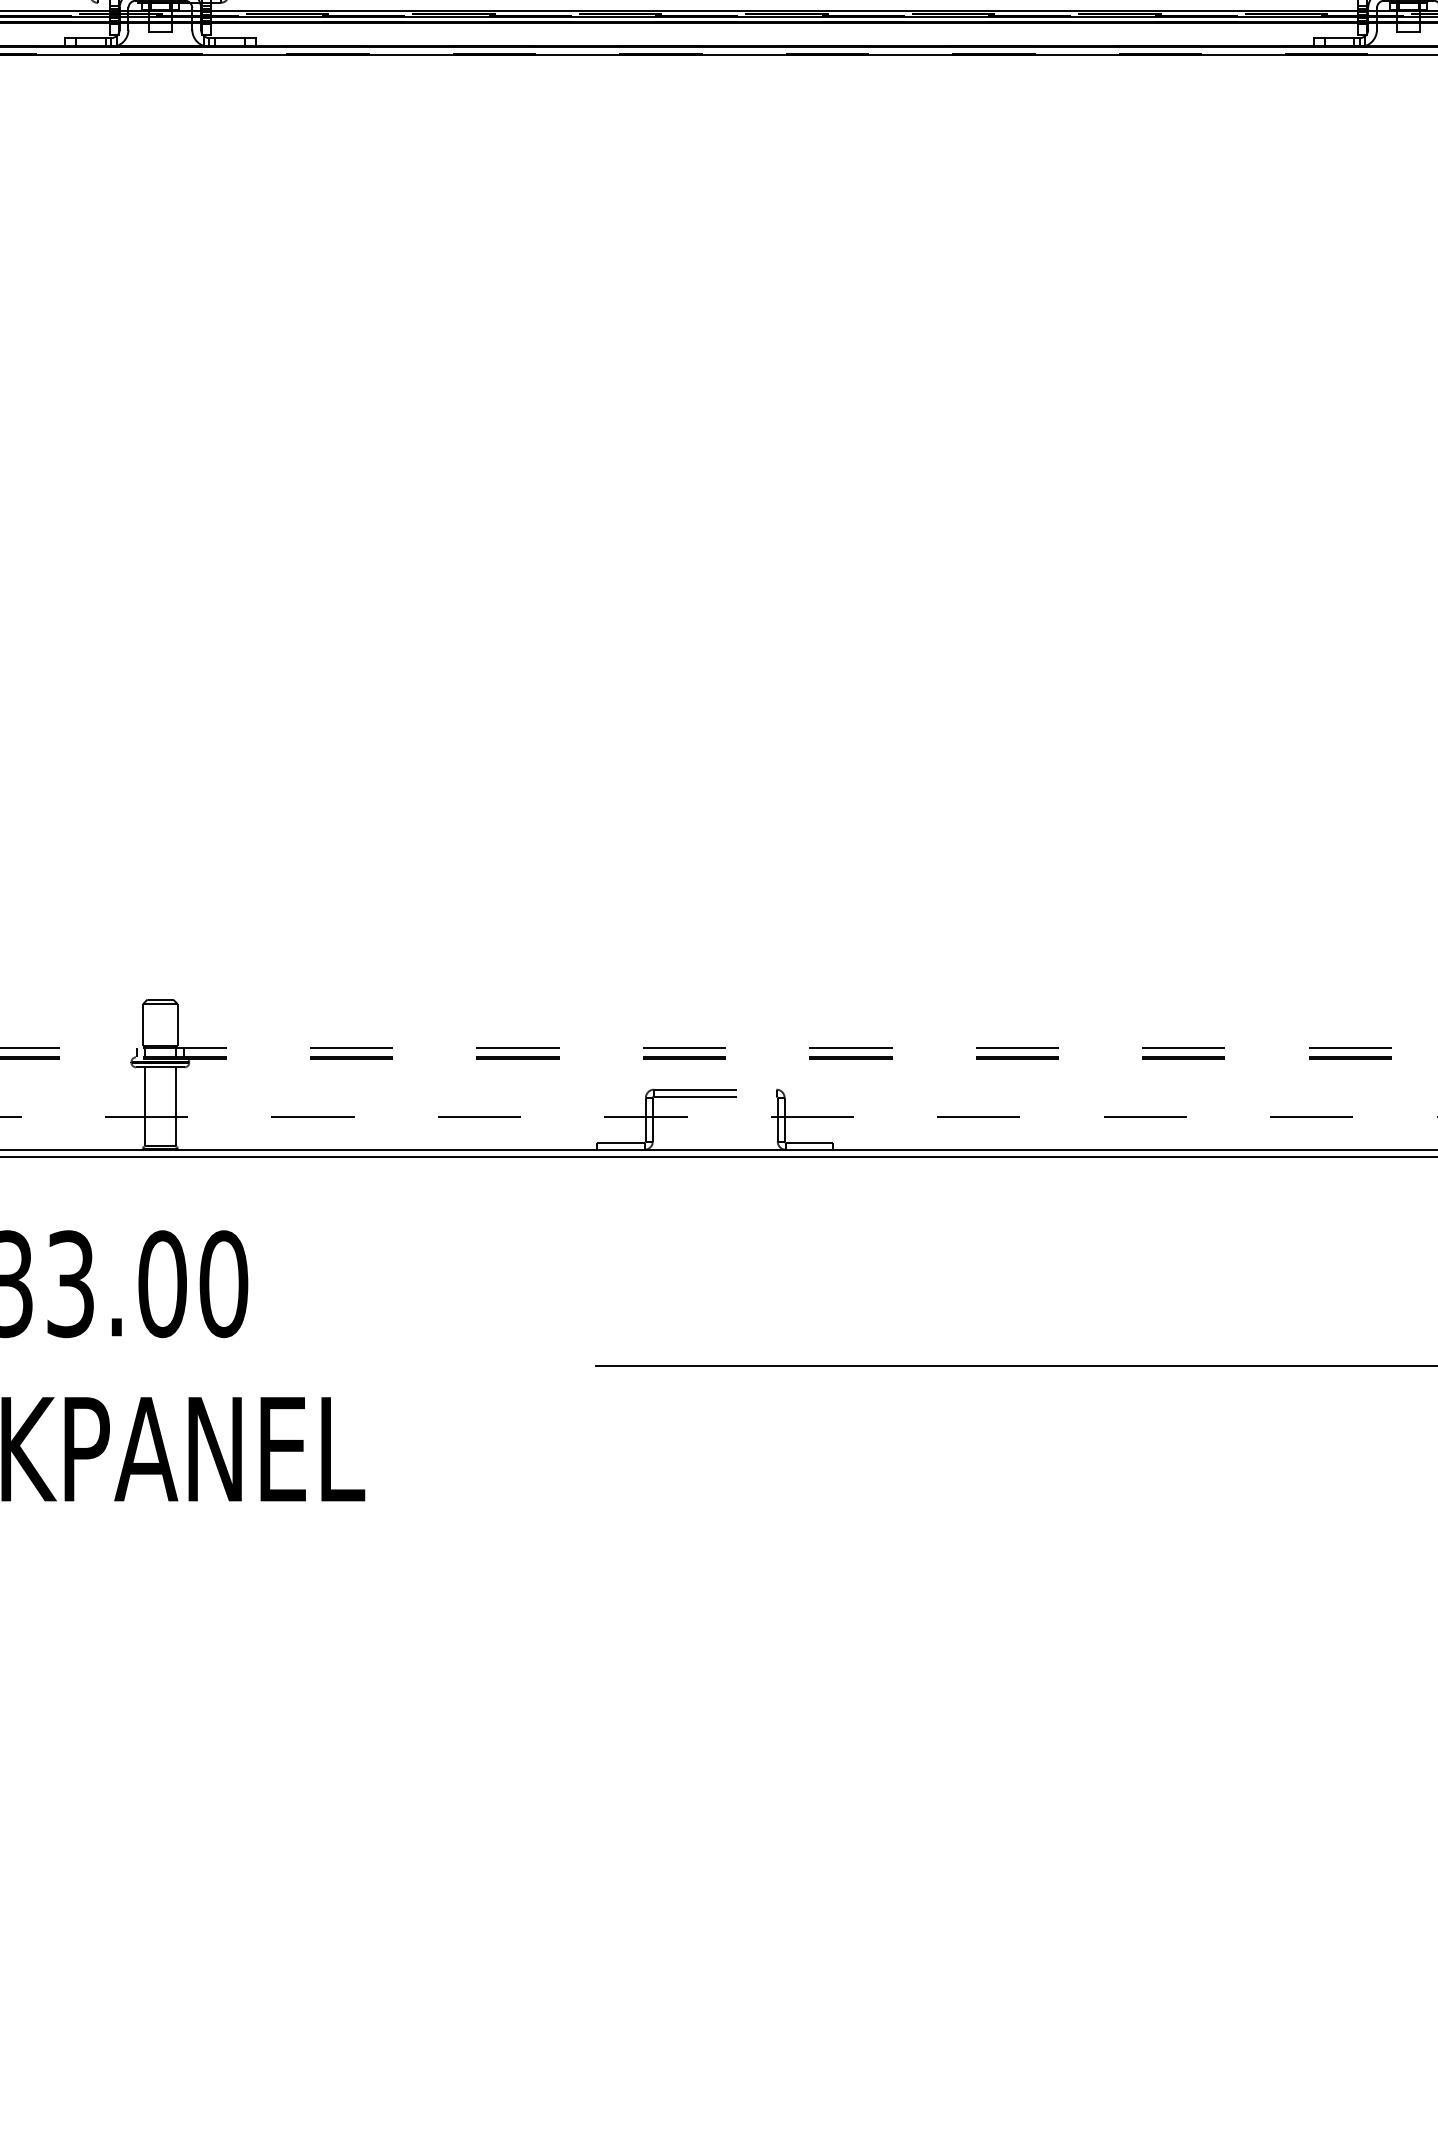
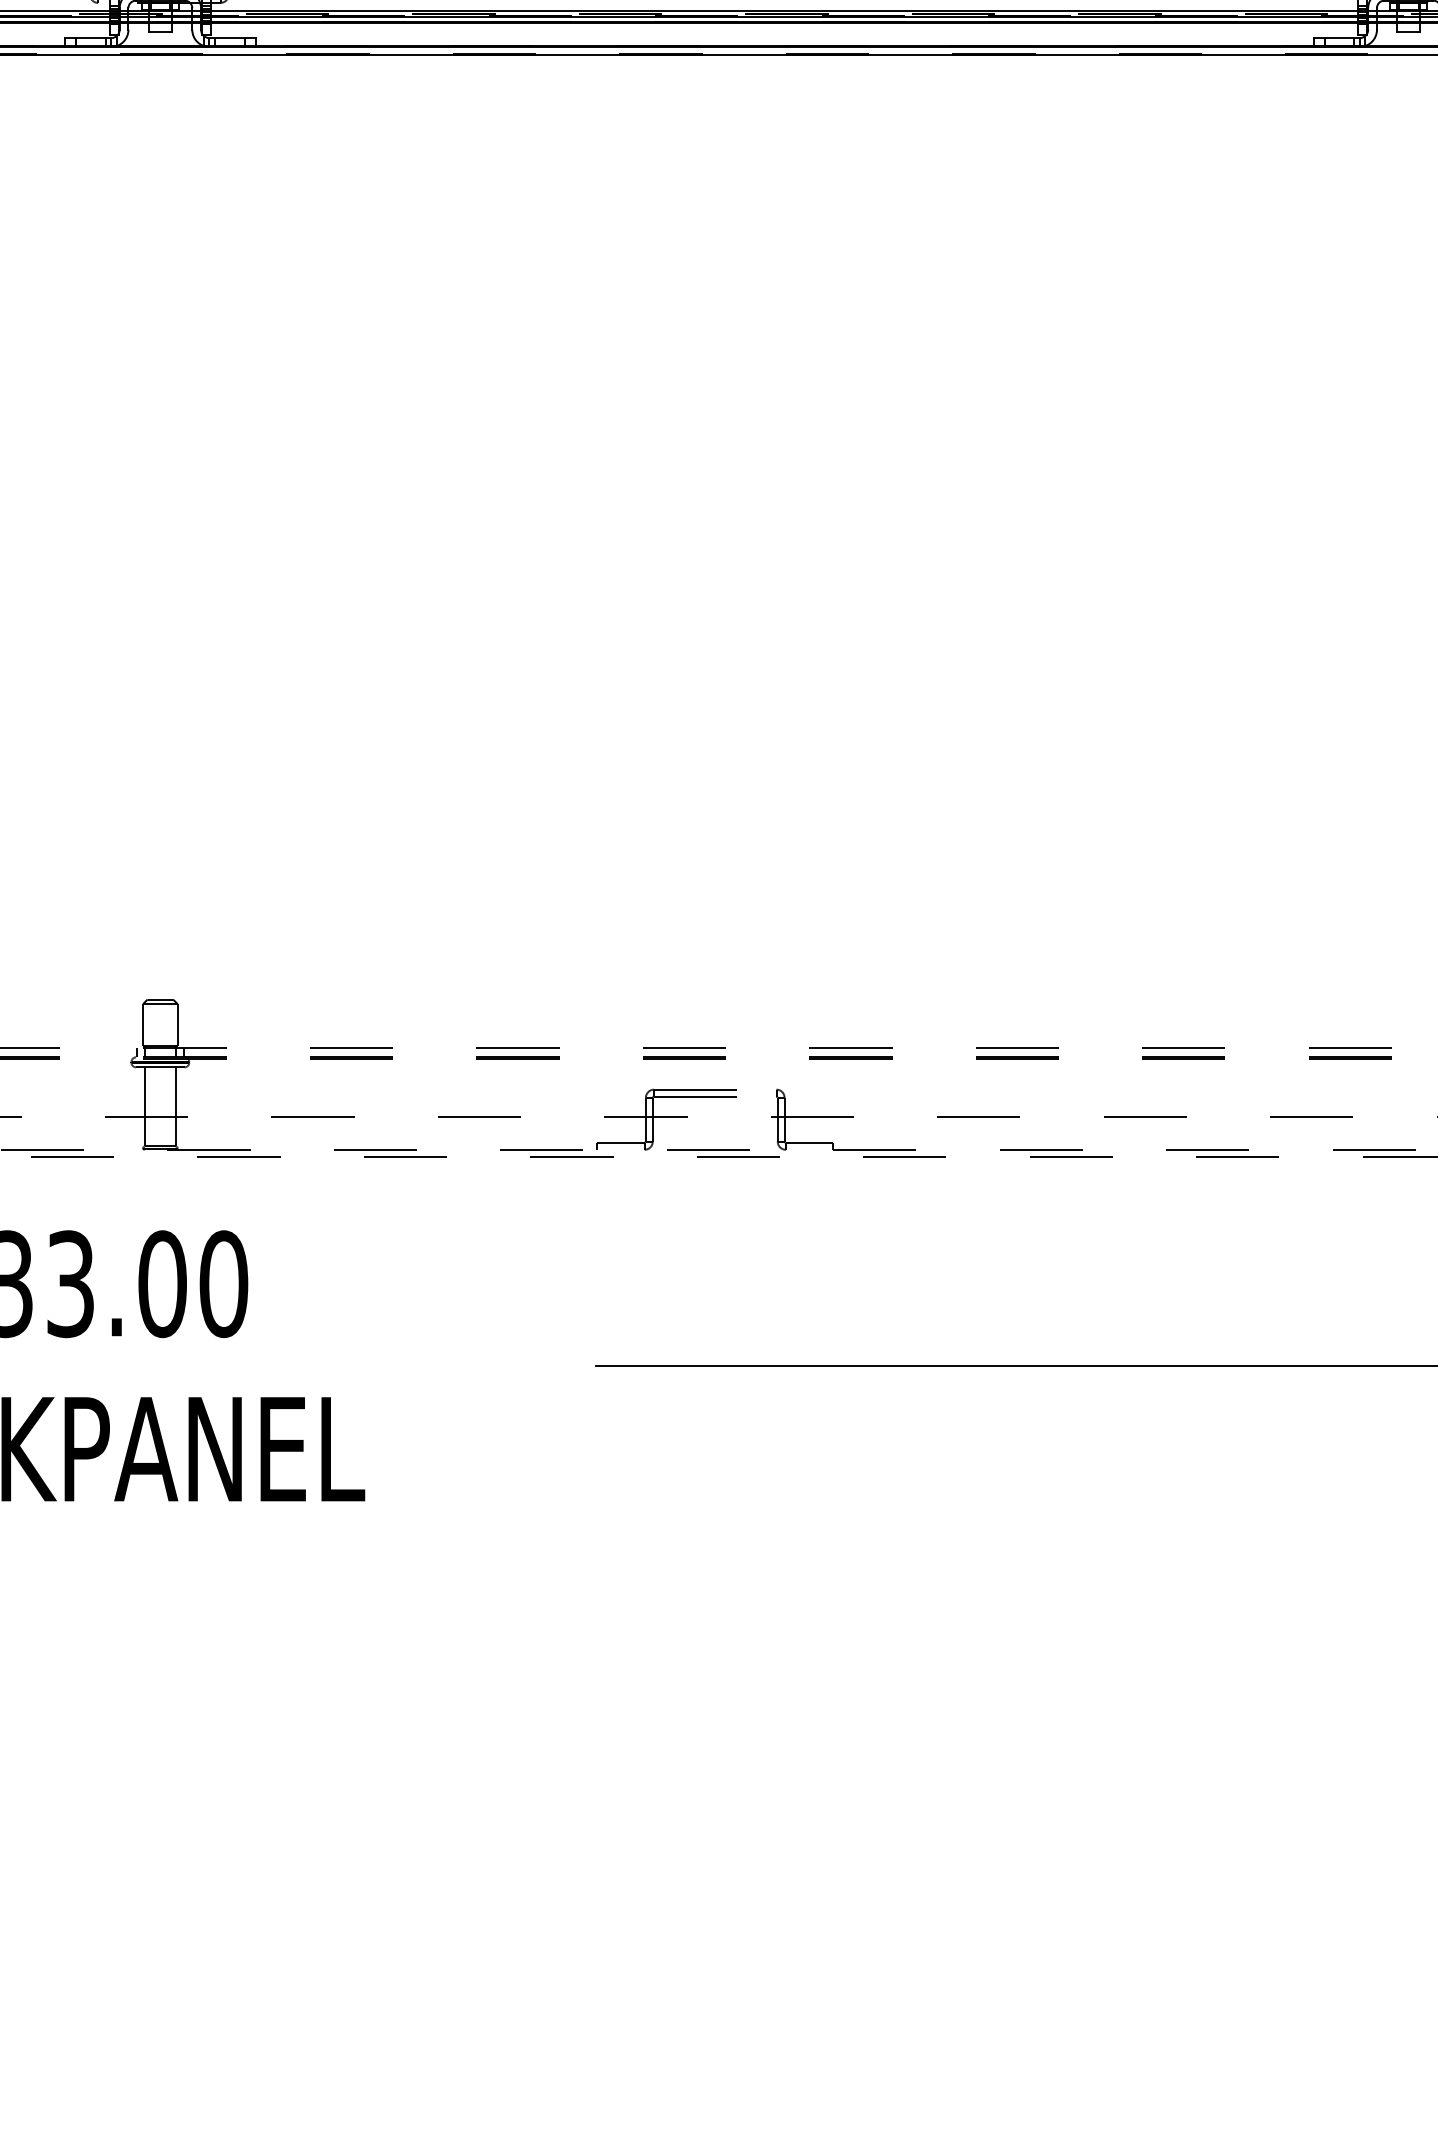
line: solid -> dashed (719, 1149)
line: solid -> dashed (719, 1156)
